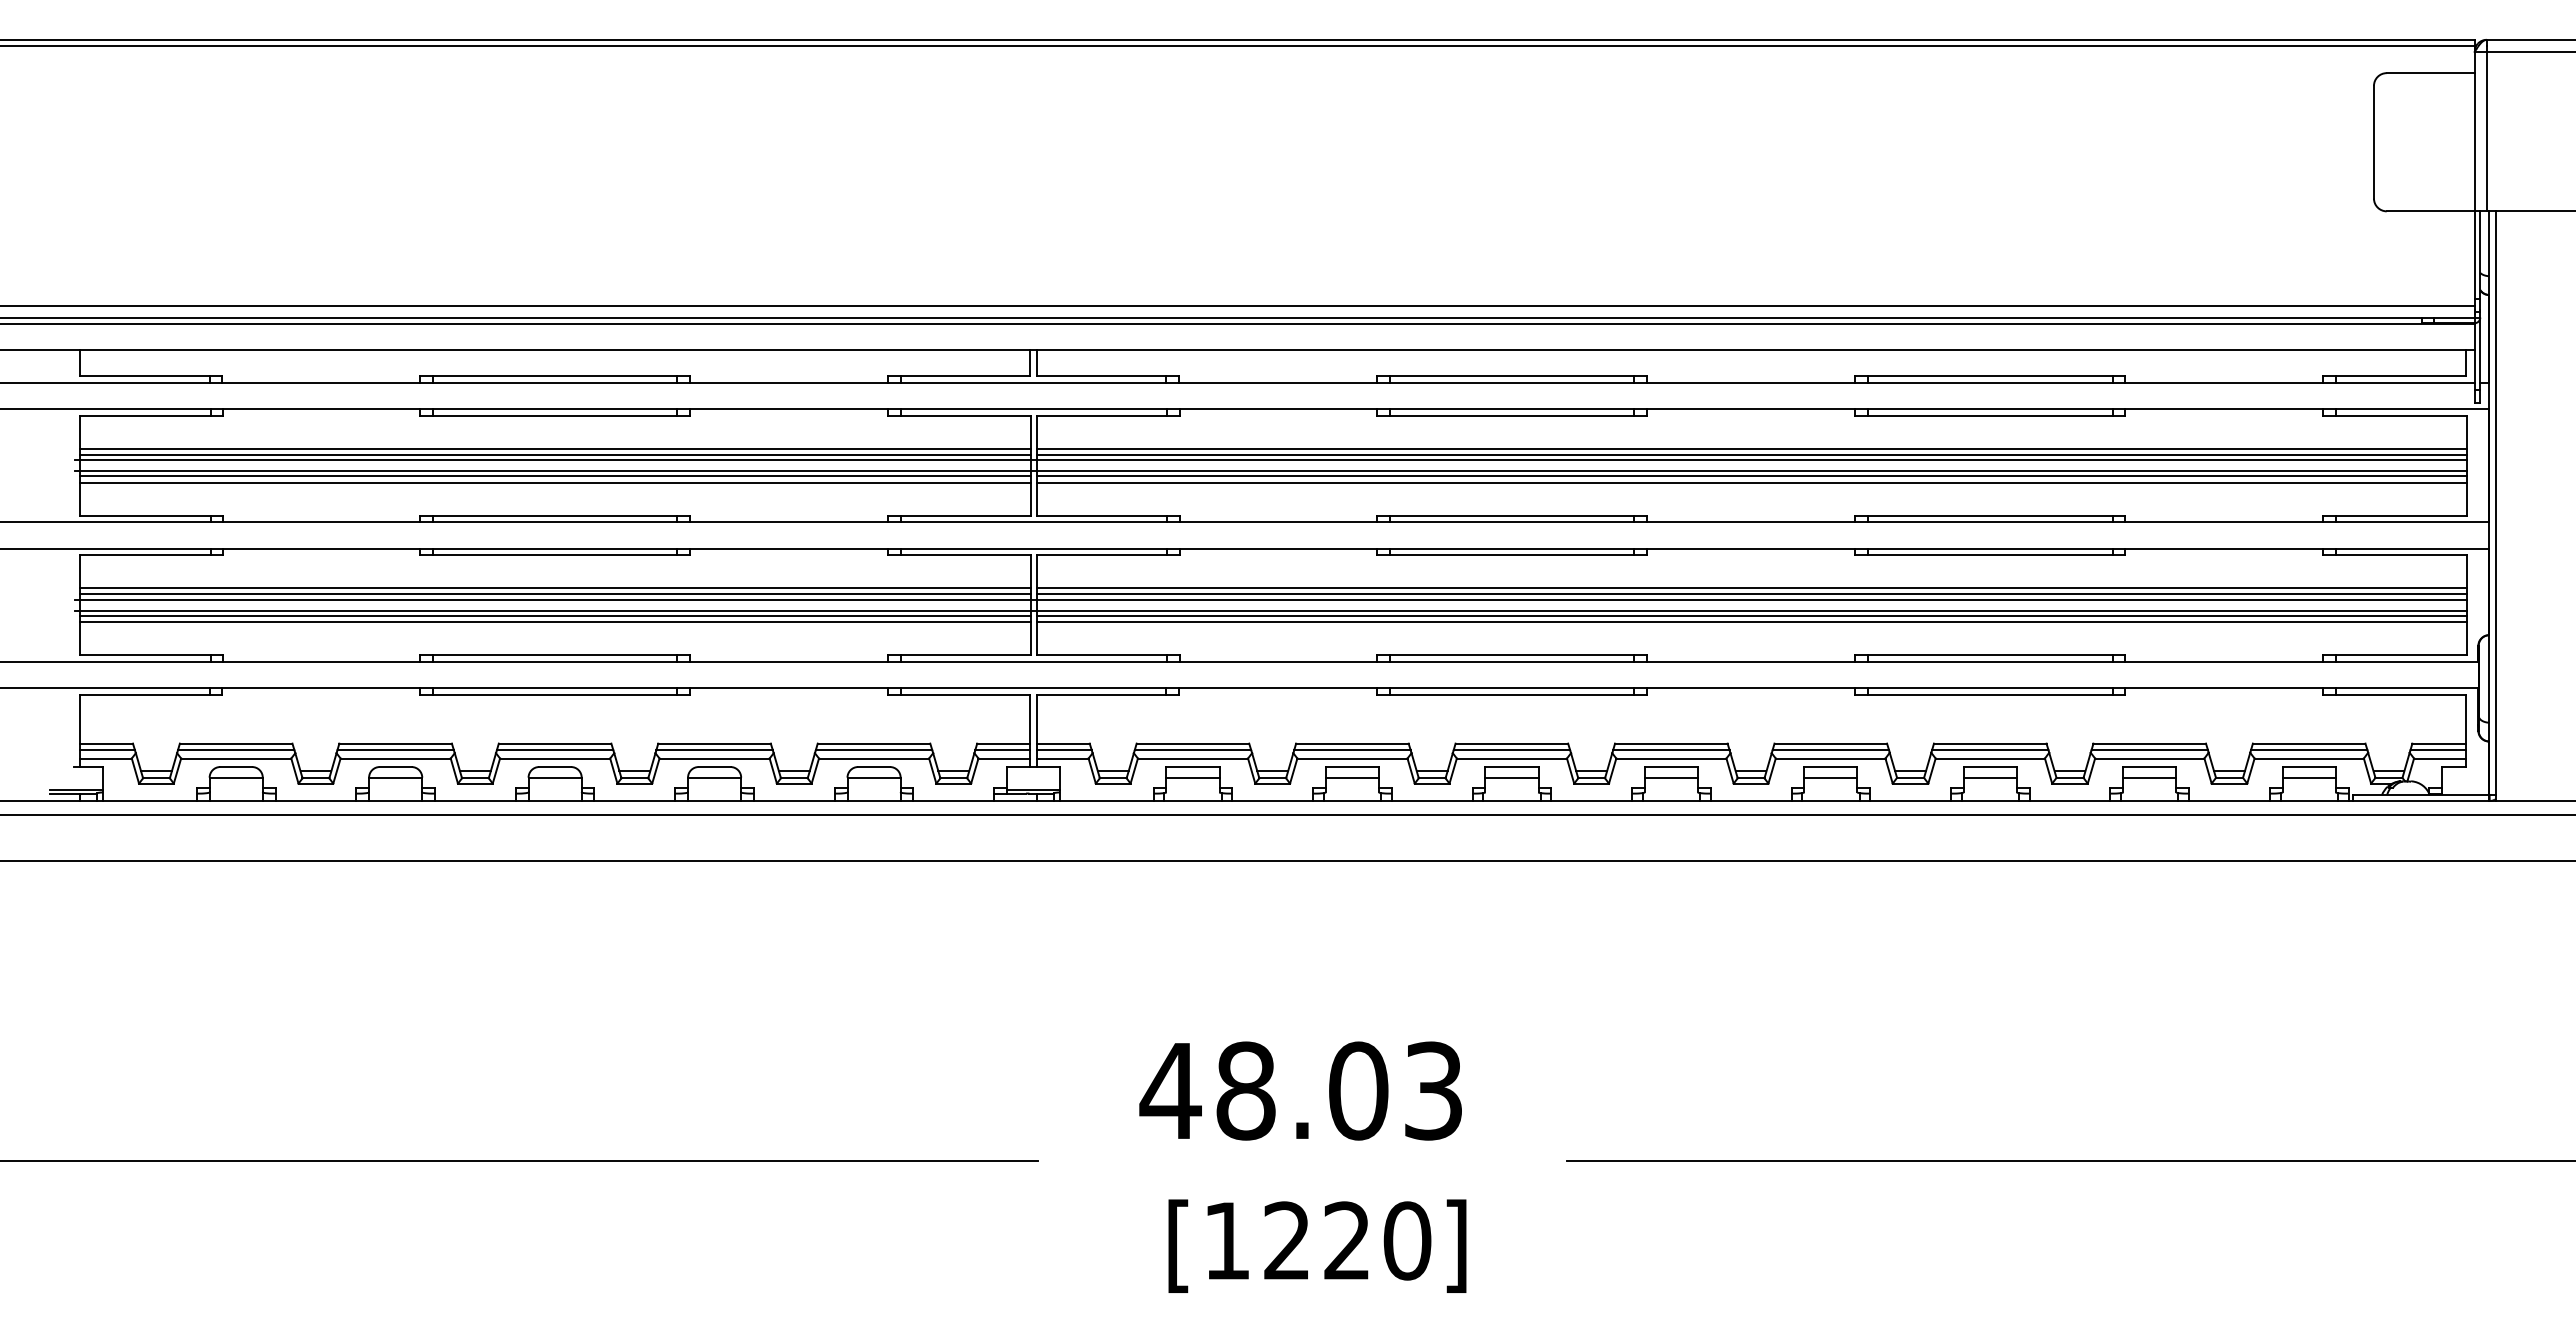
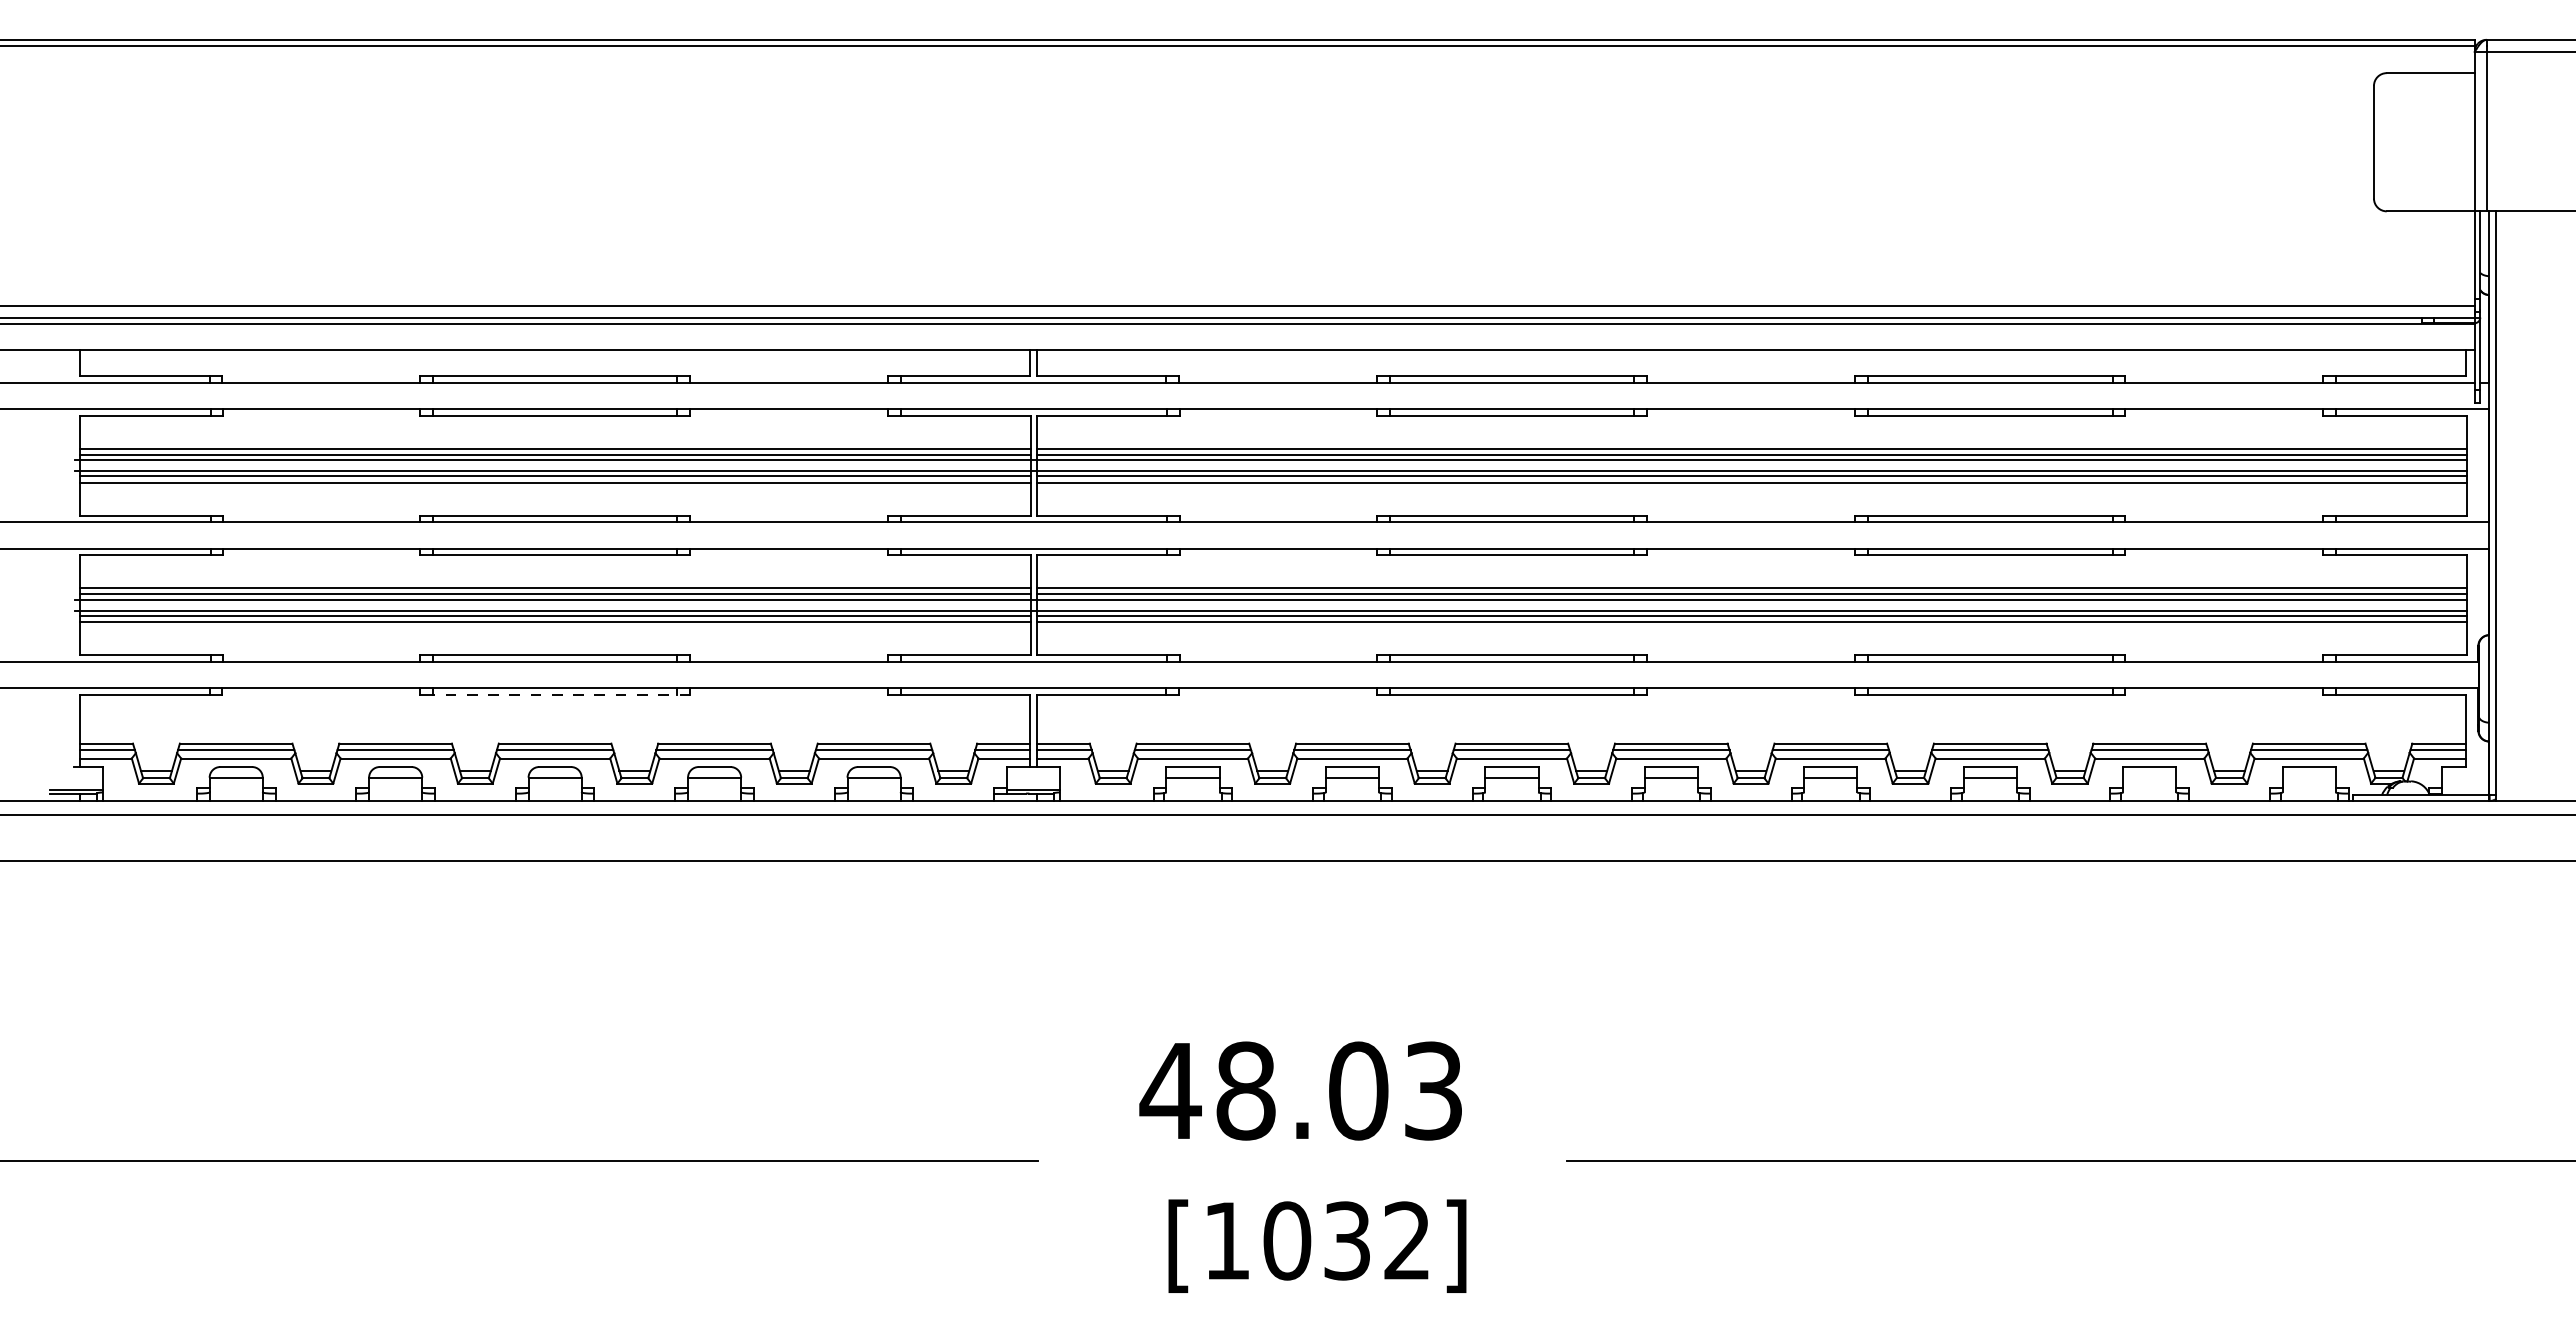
line: solid -> dashed (561, 694)
line: present -> none (2149, 777)
line: present -> none (2308, 777)
text: [1220] -> [1032] (1347, 1240)
